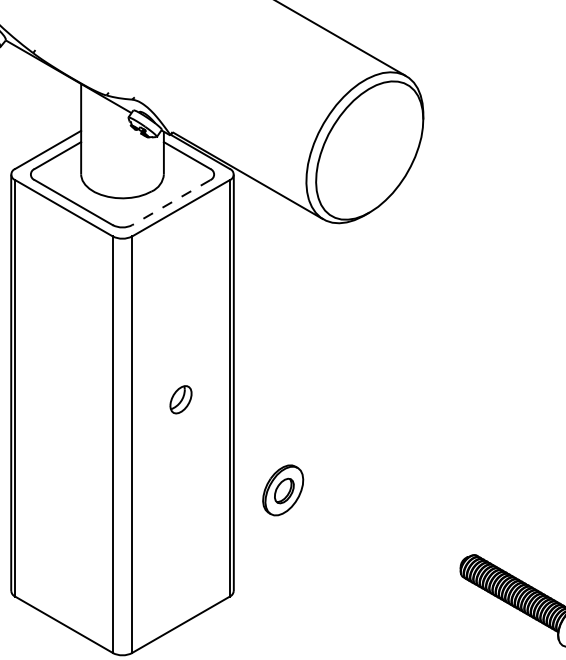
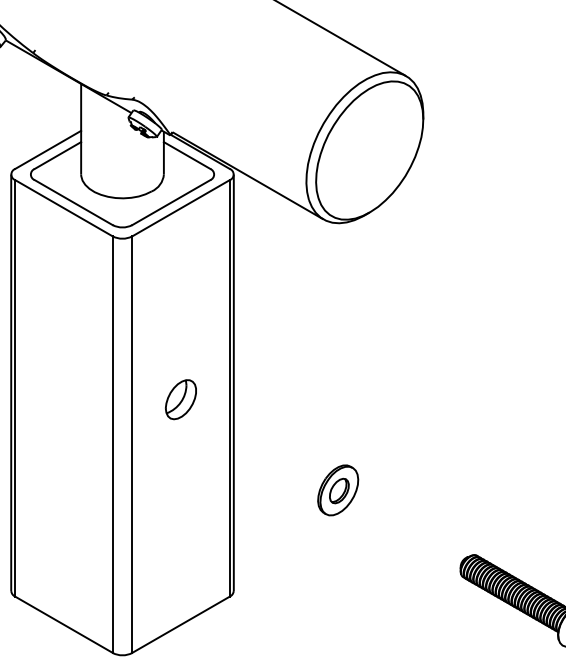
line: dashed -> solid (170, 202)
part size: 24x30 px -> 32x42 px (180, 399)
part position: (283, 490) -> (338, 490) (338, 490)
